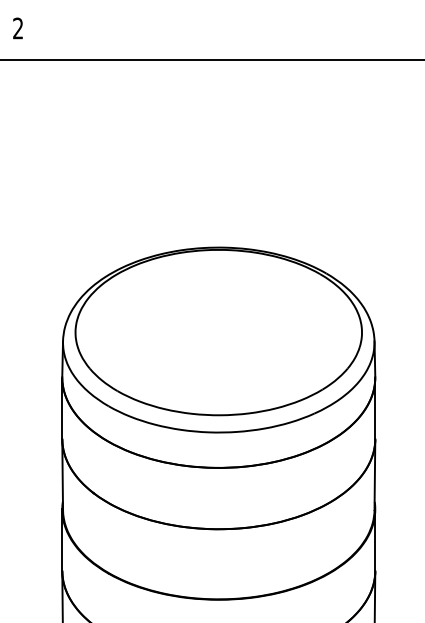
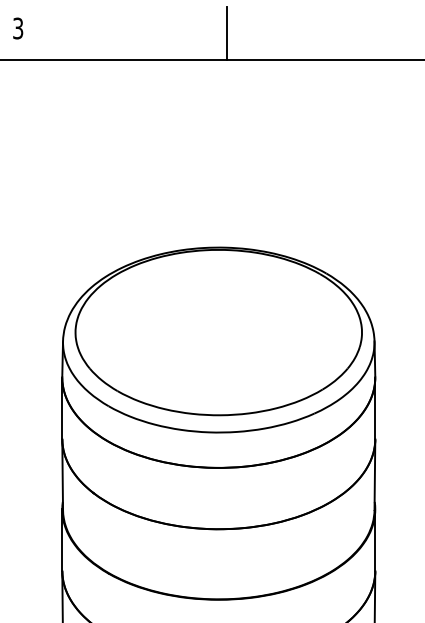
text: 2 -> 3 (18, 28)
line: none -> present (227, 33)
